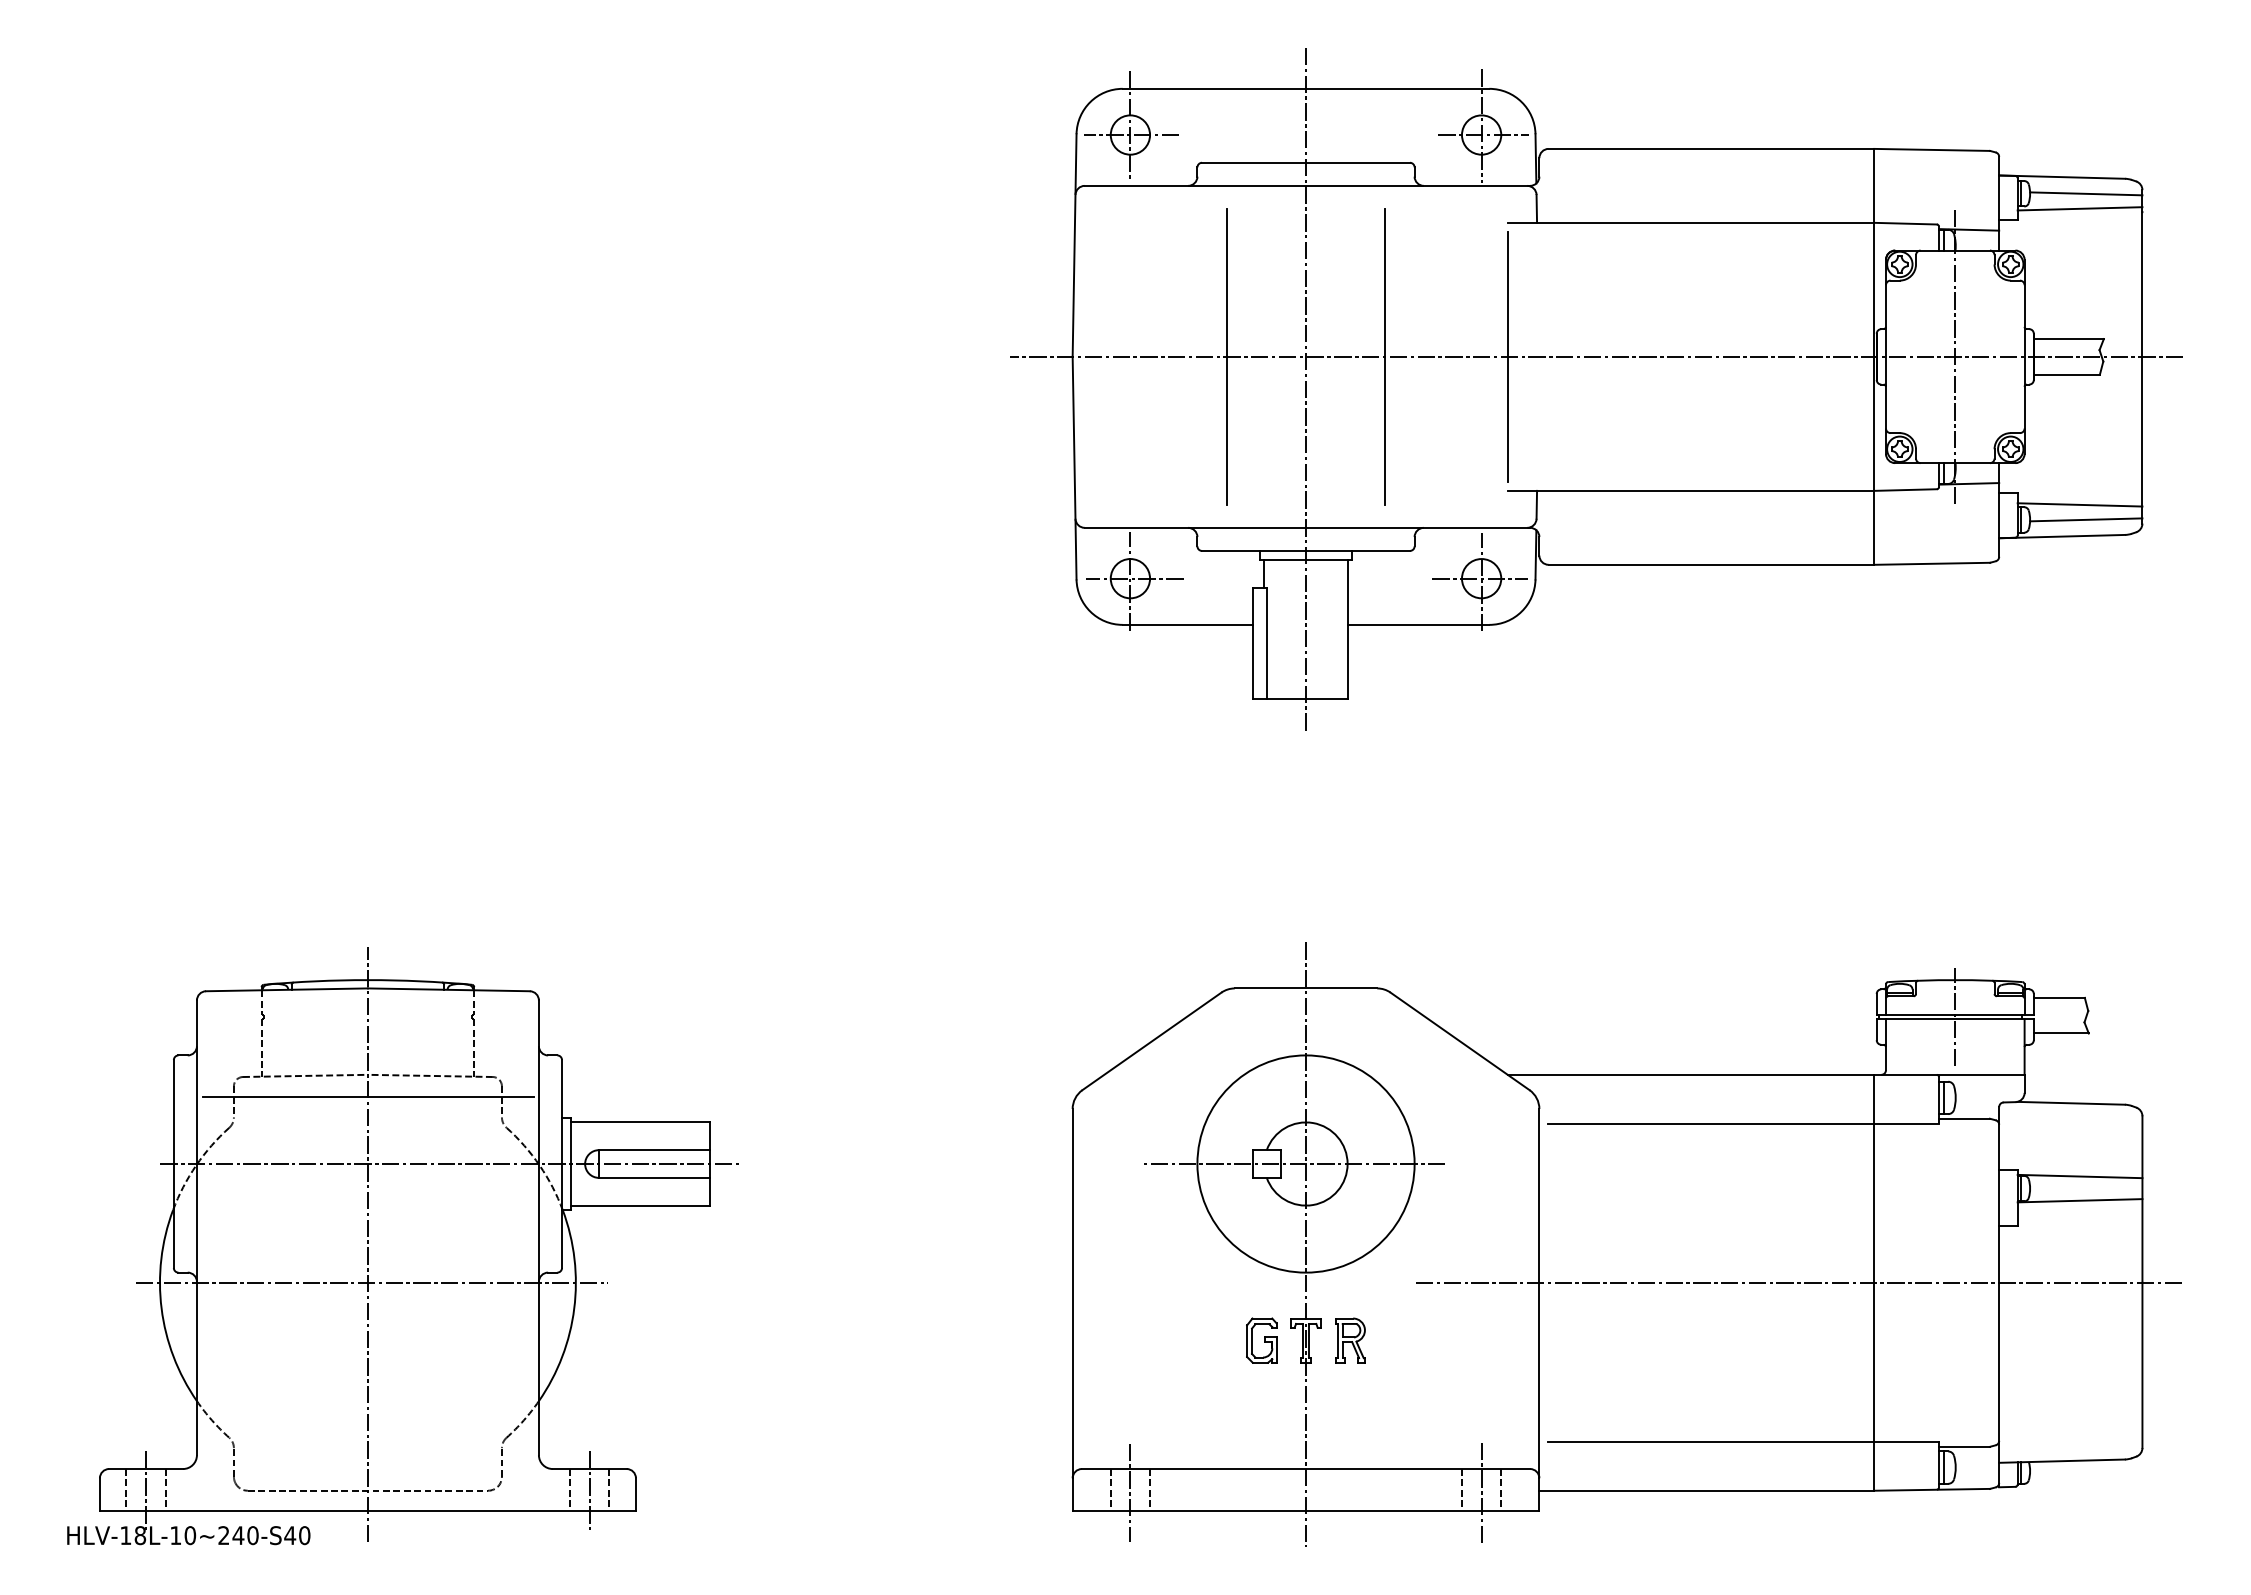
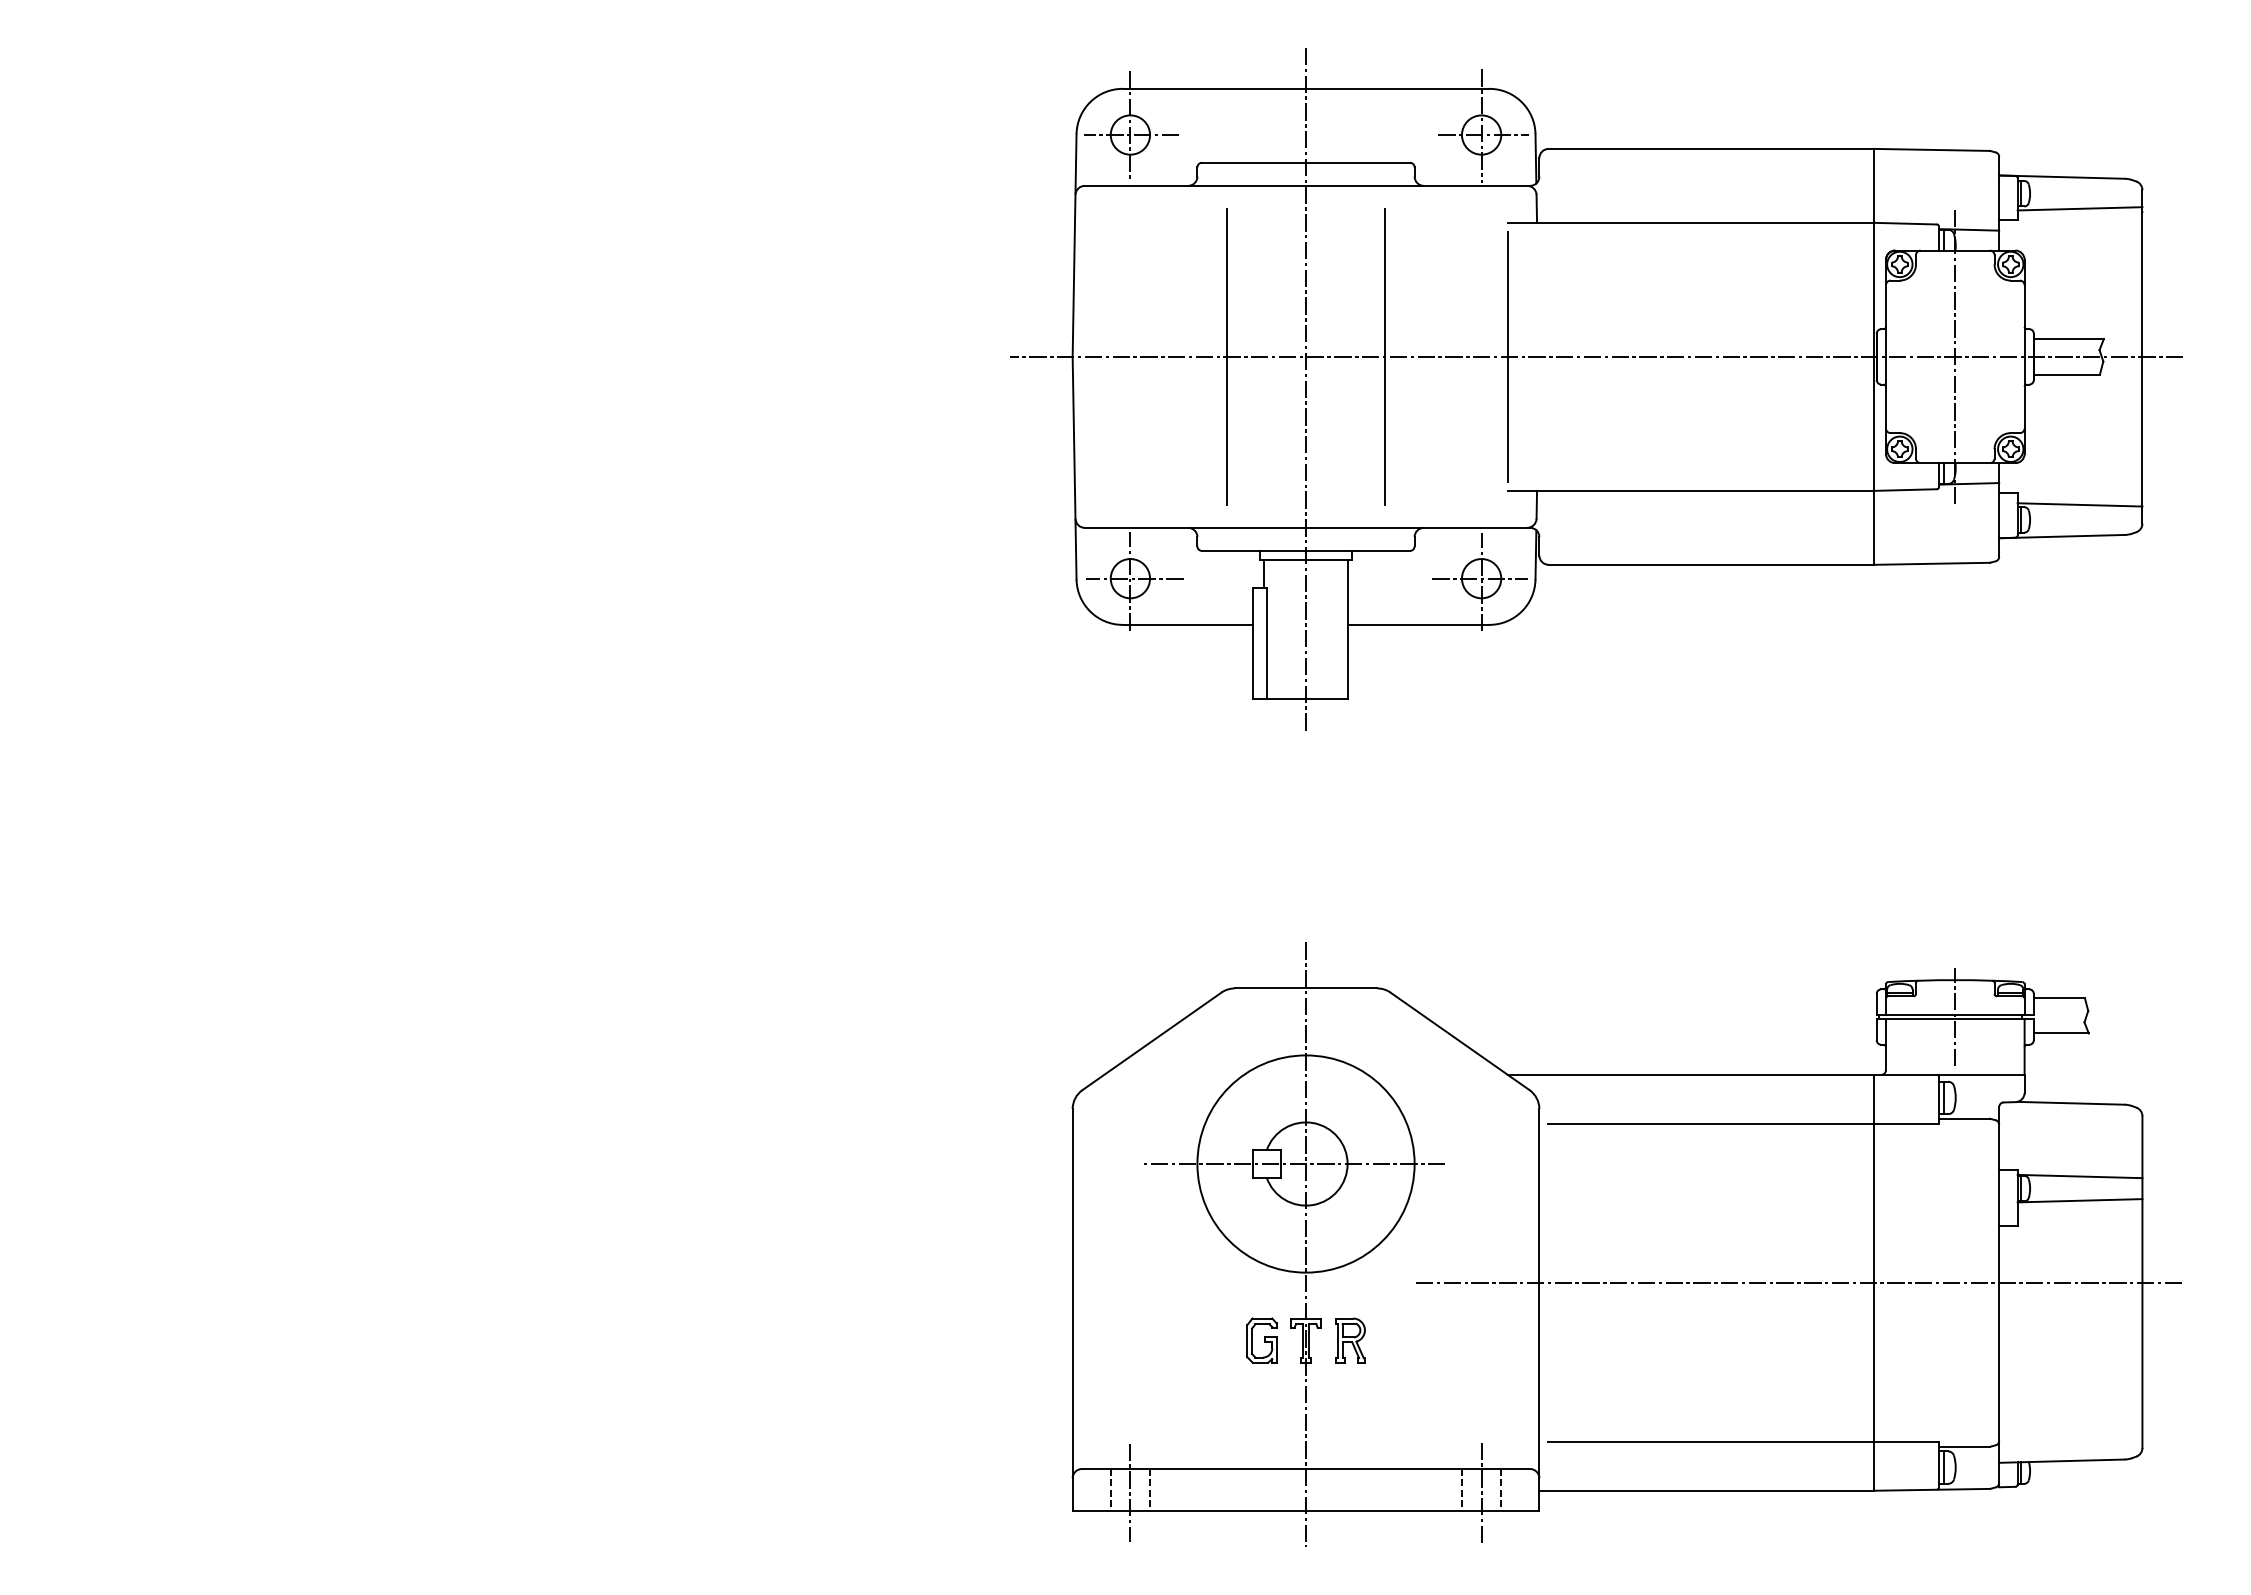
line: present -> none (2086, 193)
line: present -> none (2086, 519)
part: present -> none (402, 1246)
